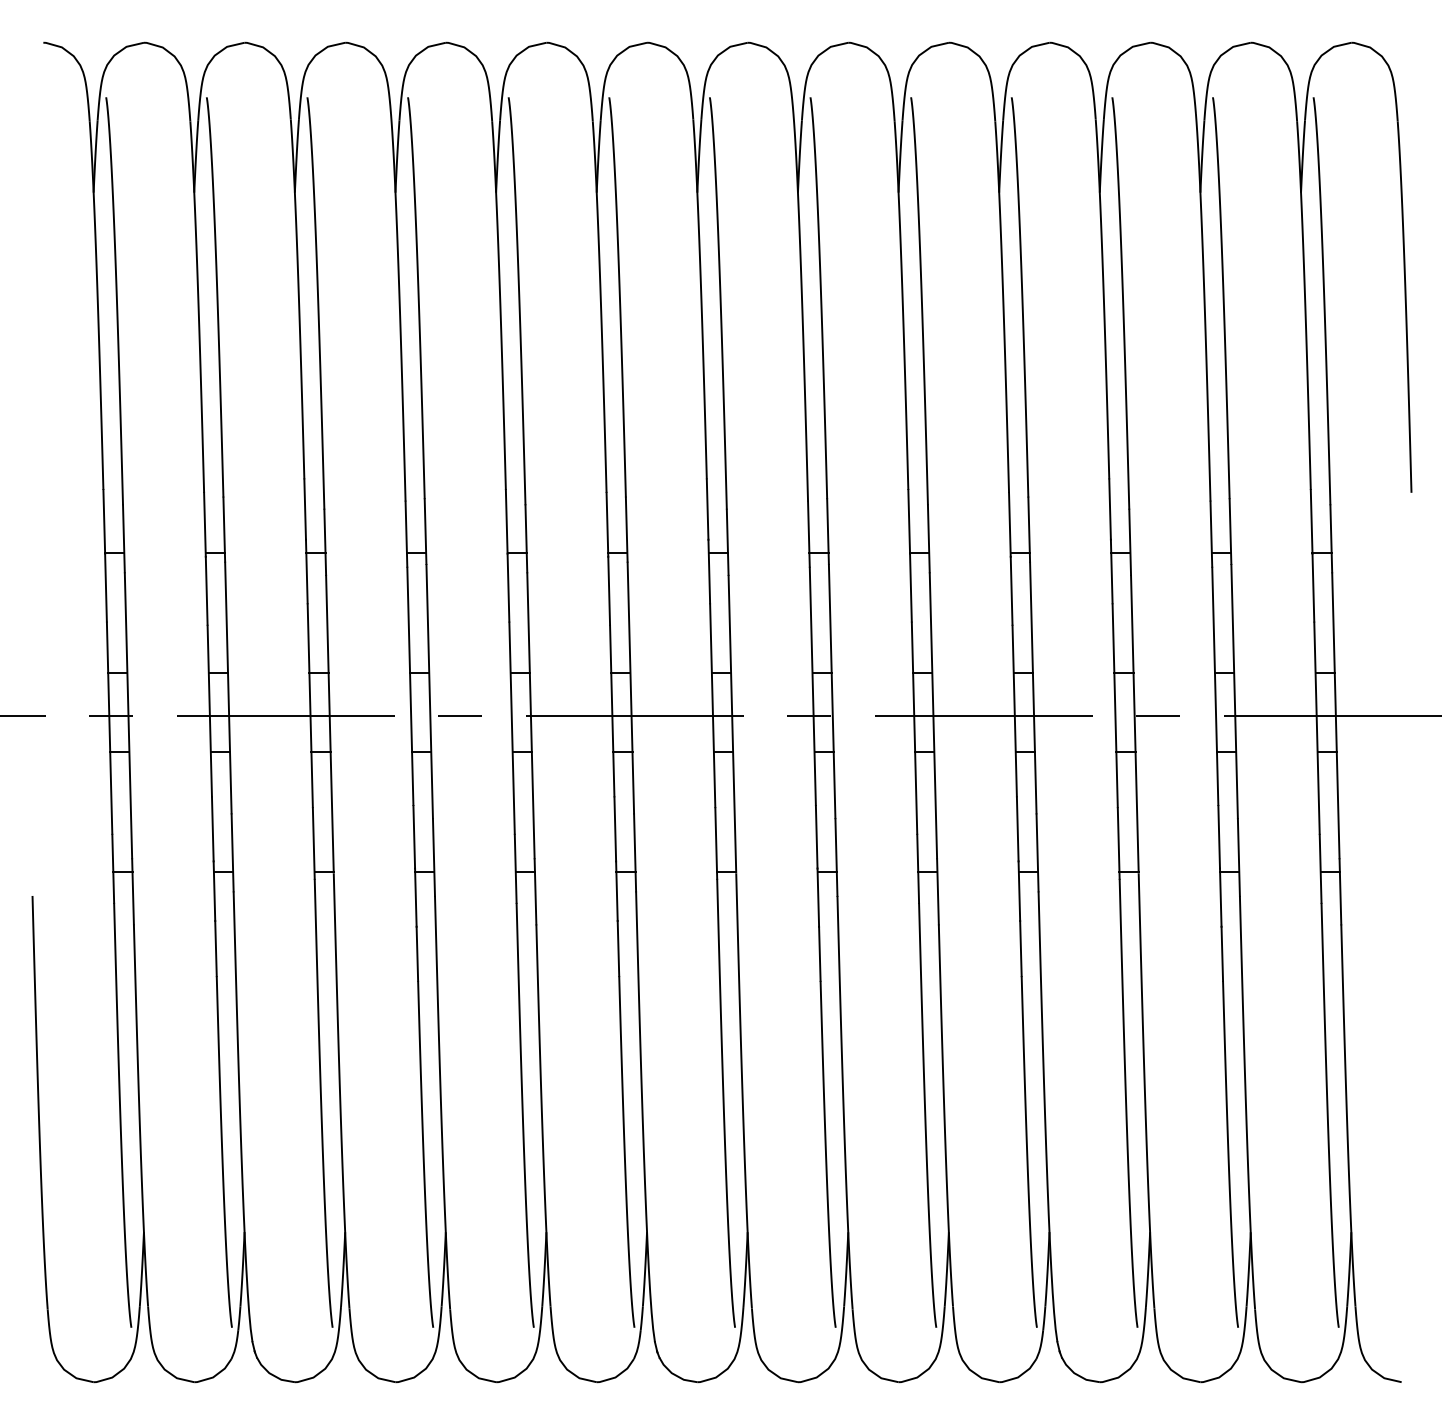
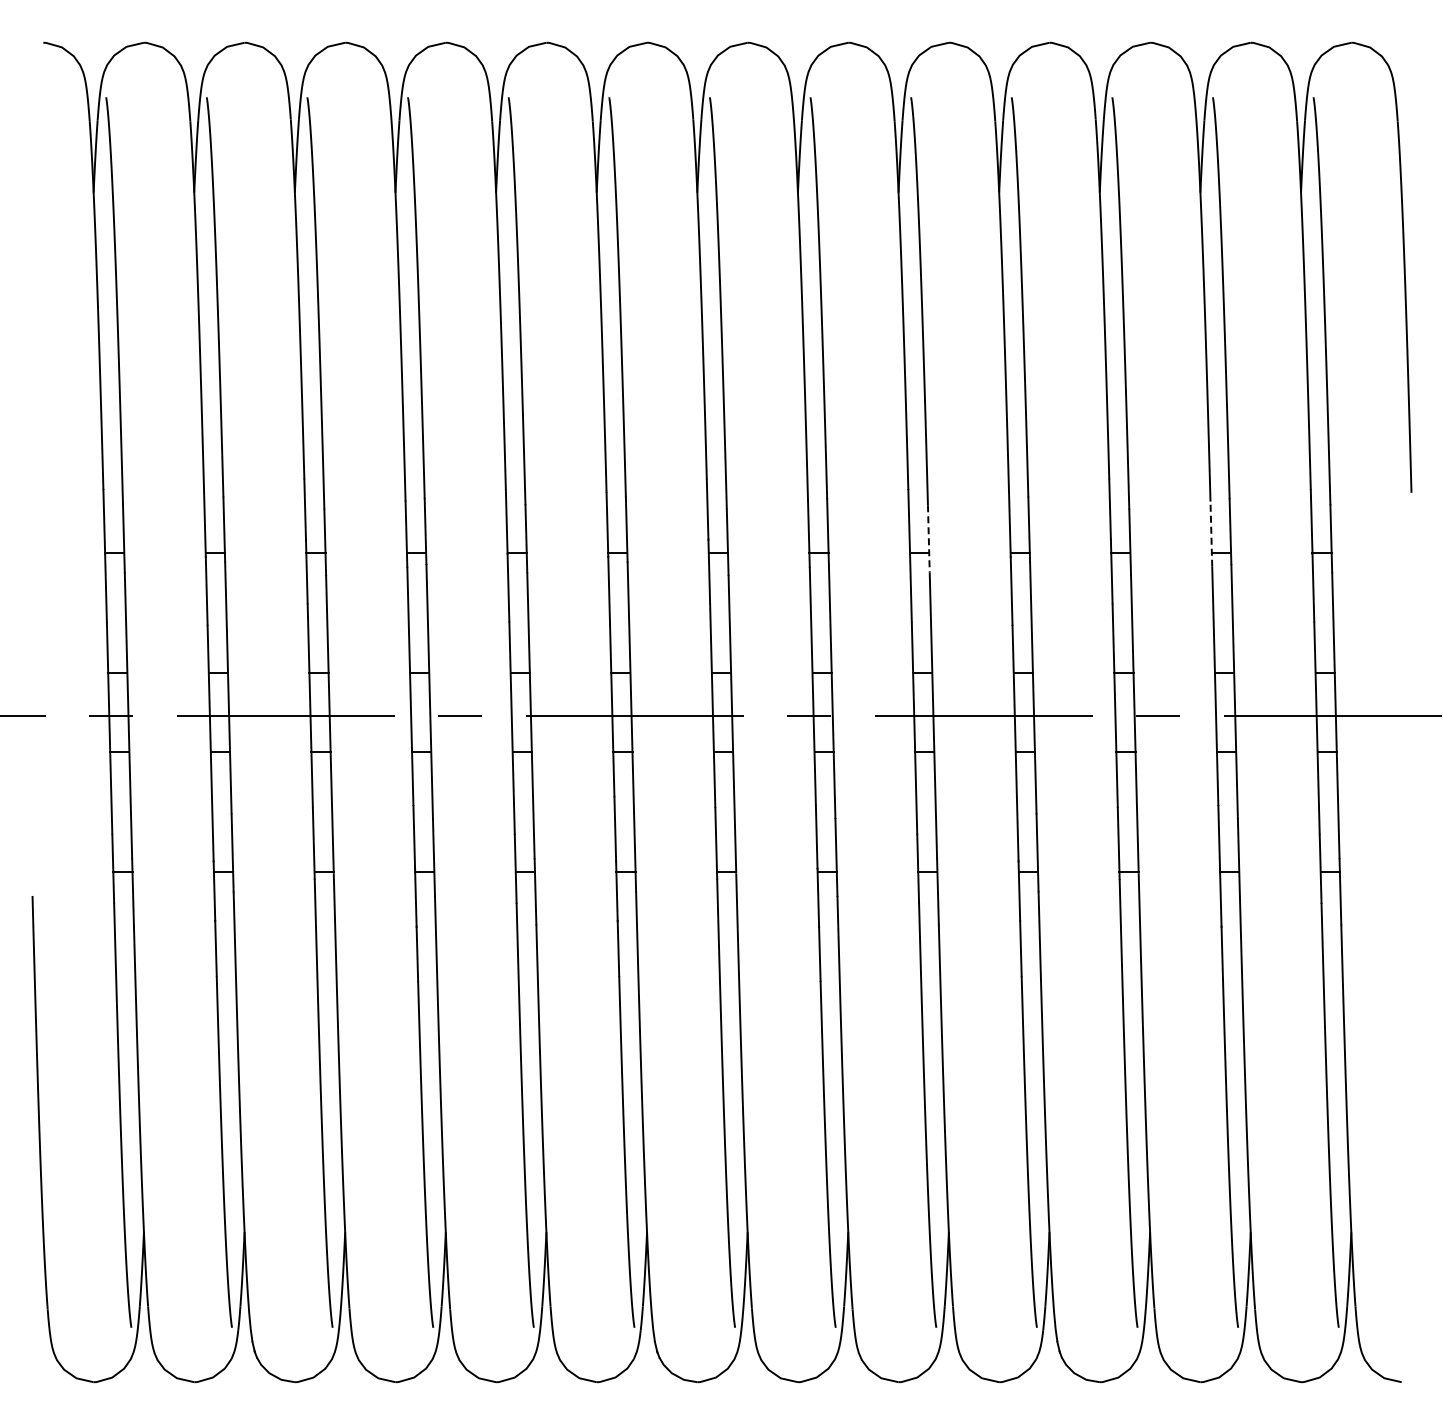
line: solid -> dashed (1211, 534)
line: solid -> dashed (928, 538)
